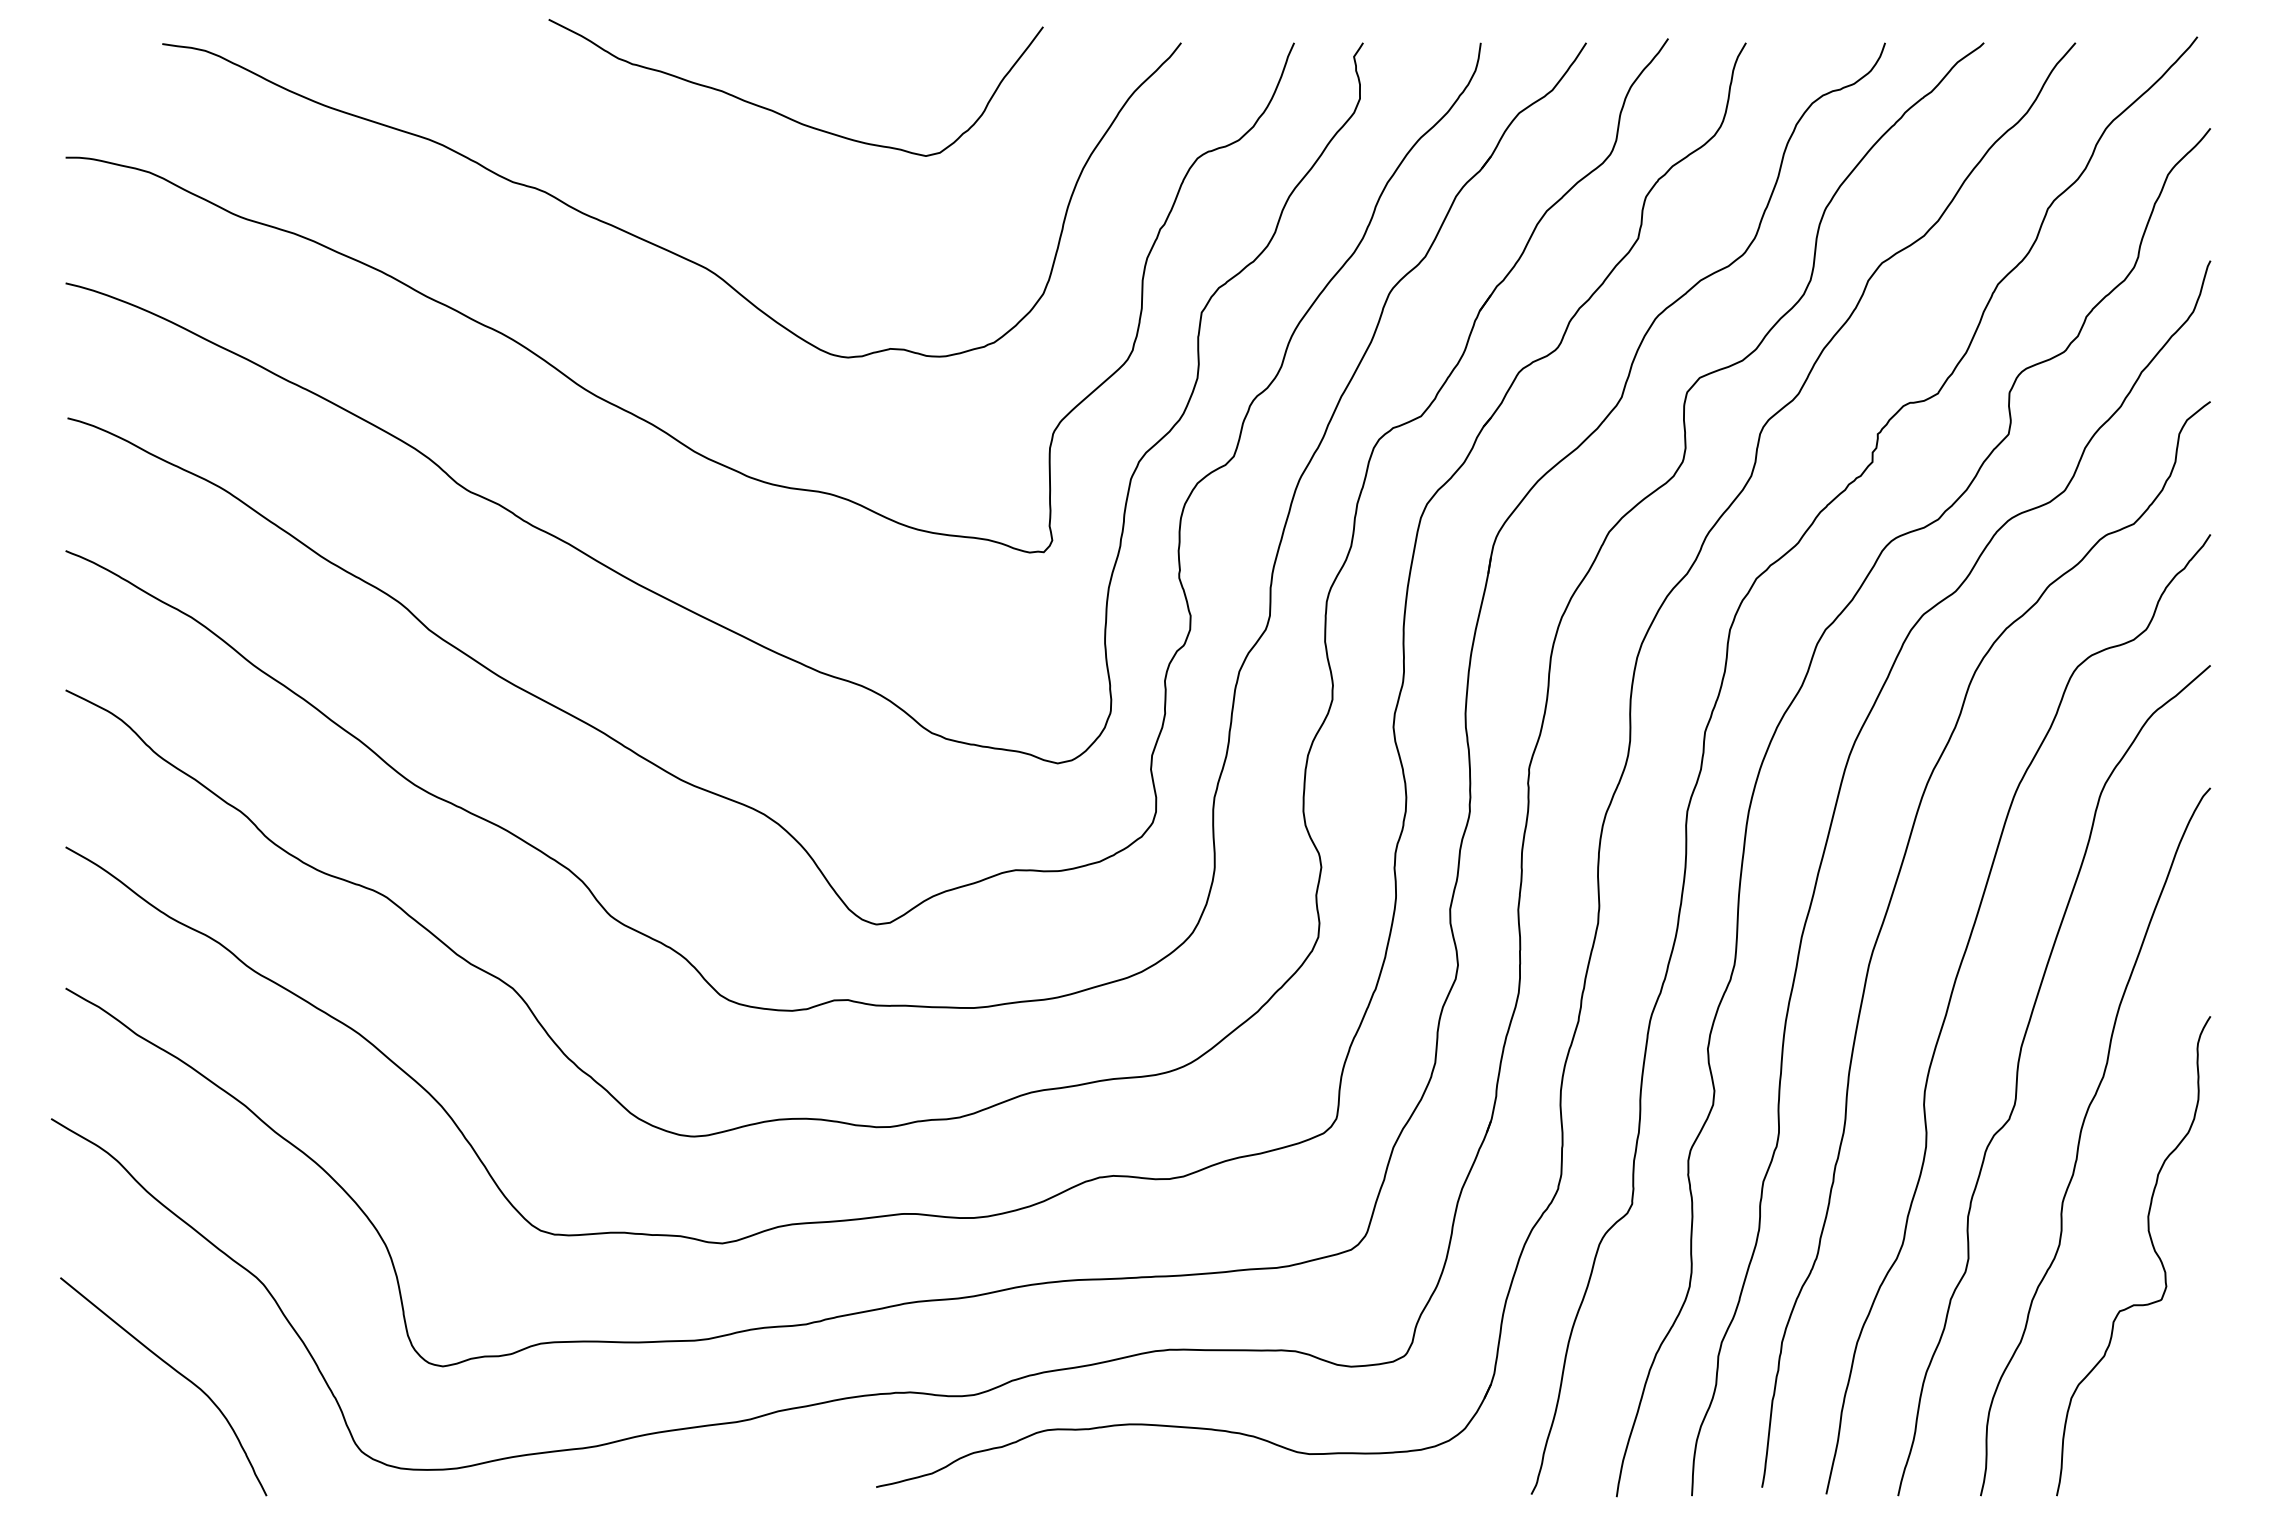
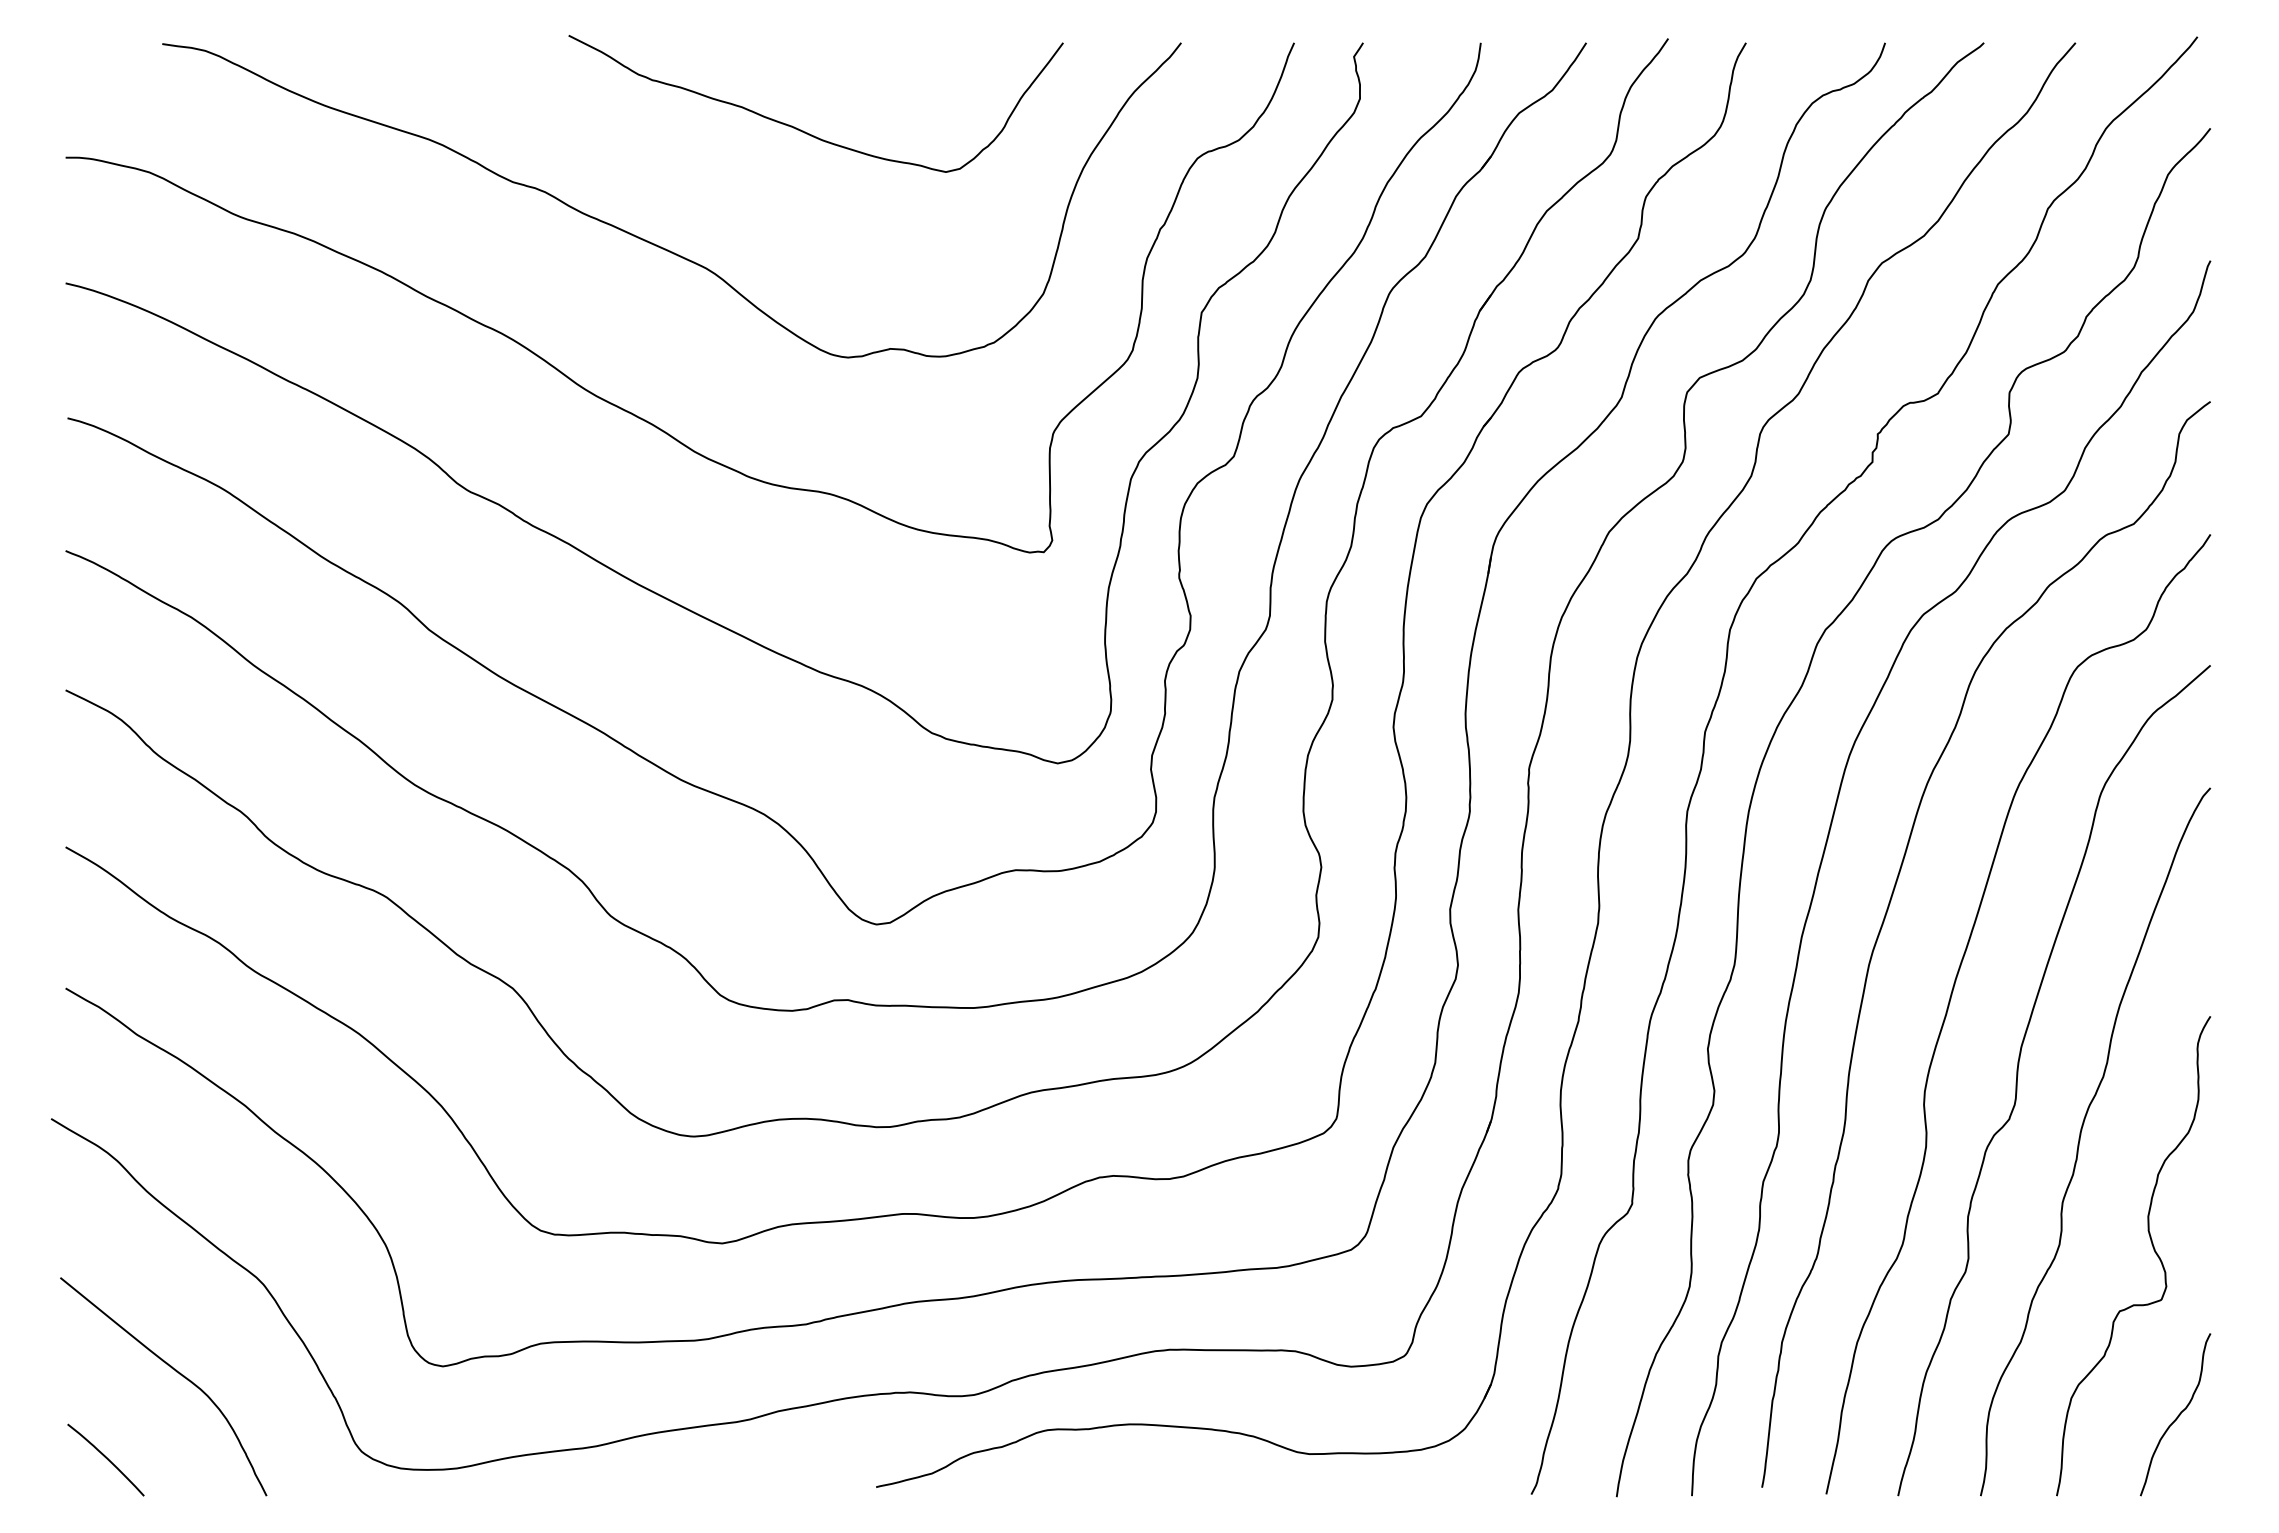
curve position: (781, 113) -> (801, 129) (801, 129)
curve: none -> present (2177, 1415)
curve: none -> present (105, 1458)
